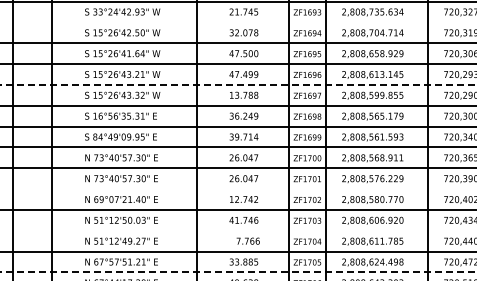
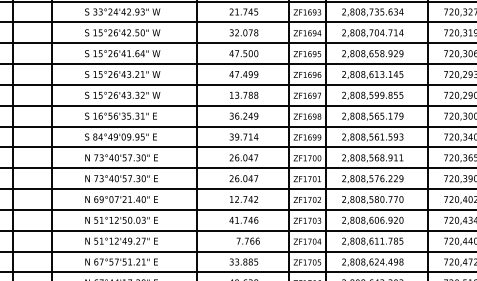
line: none -> present (237, 22)
line: dashed -> solid (239, 84)
line: none -> present (237, 189)
line: none -> present (237, 230)
line: dashed -> solid (239, 272)
